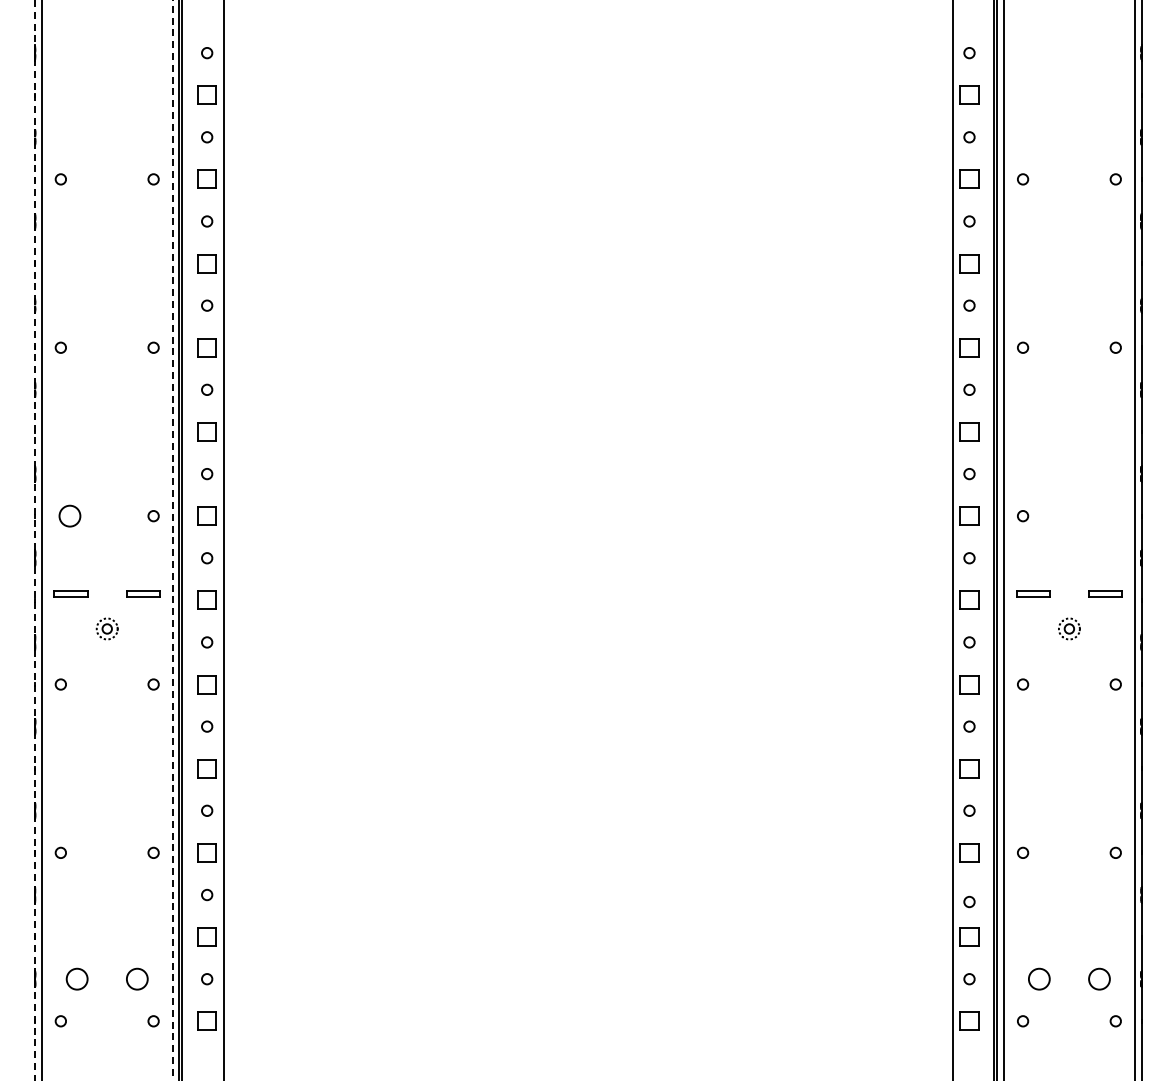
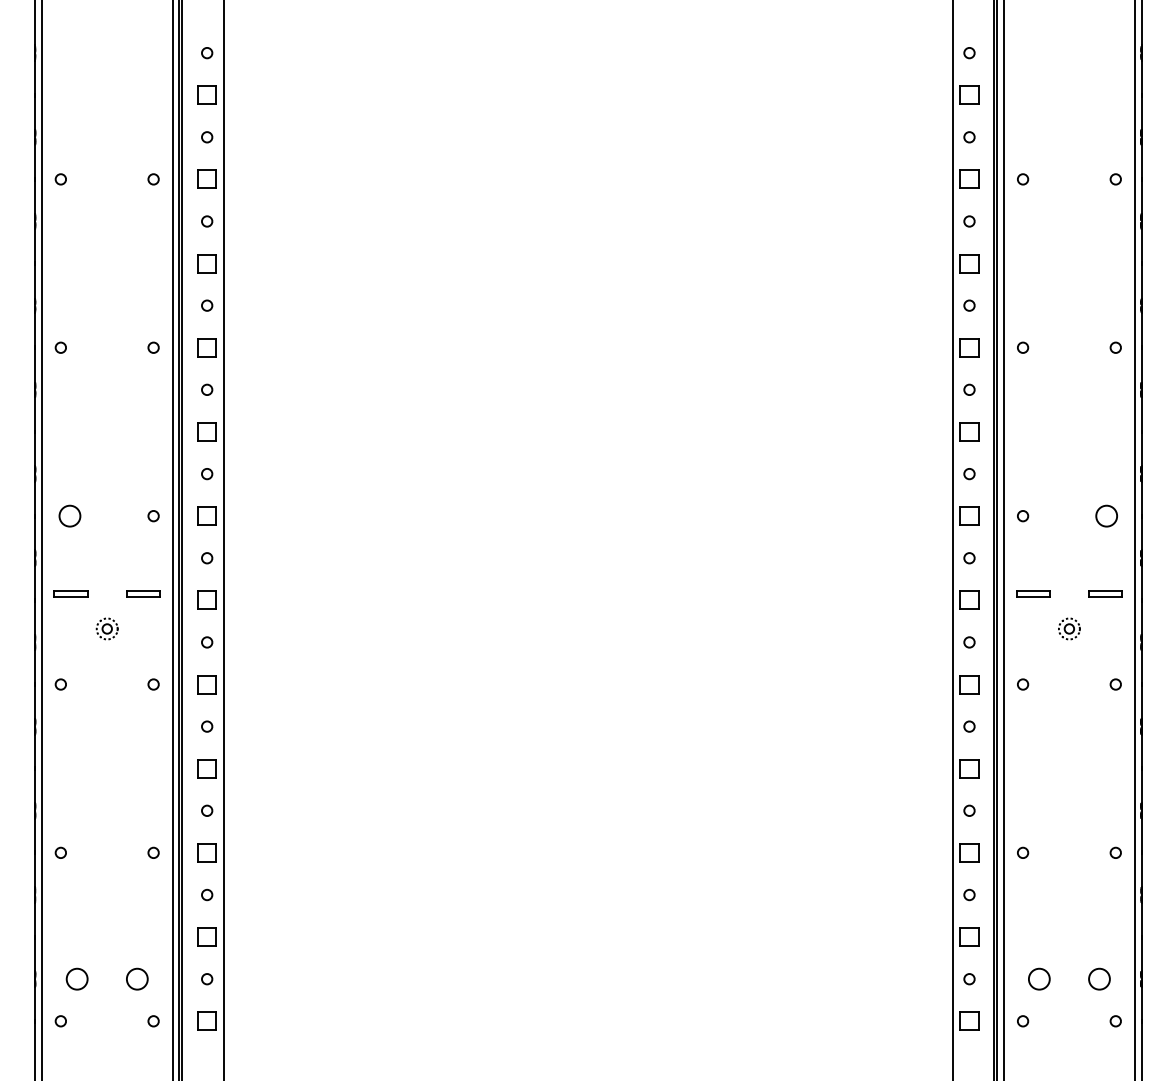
circle: none -> present (1106, 515)
line: dashed -> solid (35, 540)
line: dashed -> solid (172, 540)
circle position: (969, 901) -> (969, 894) (969, 894)
